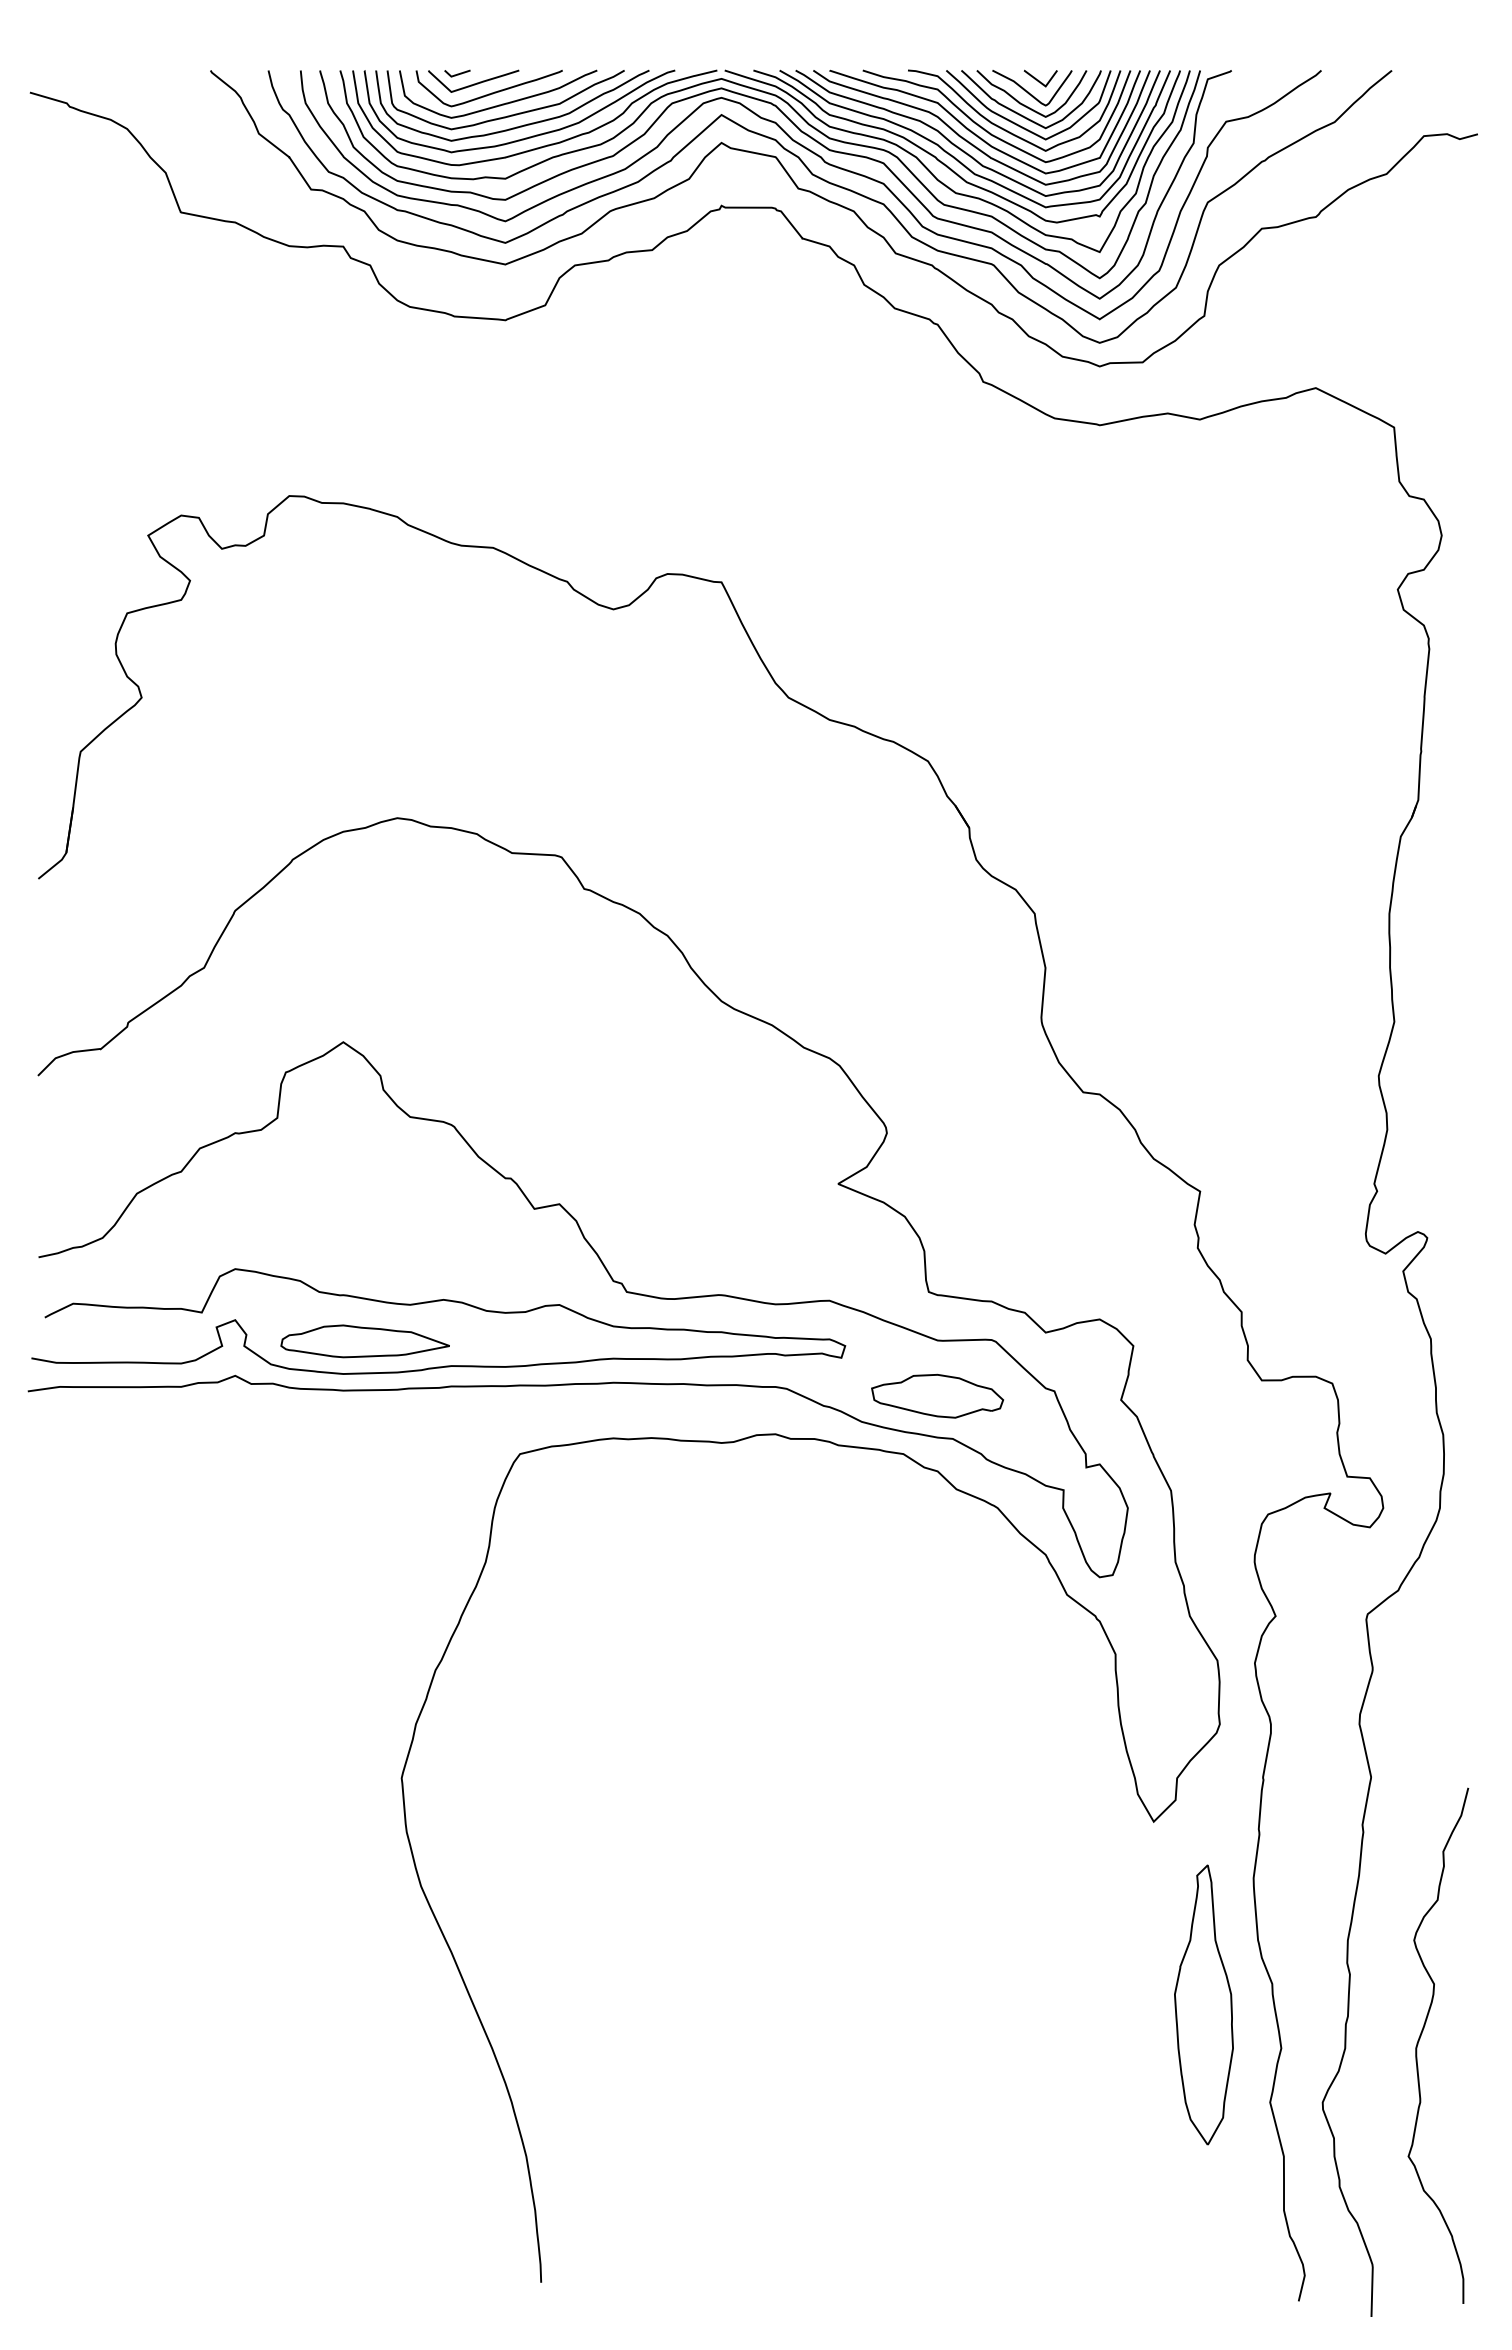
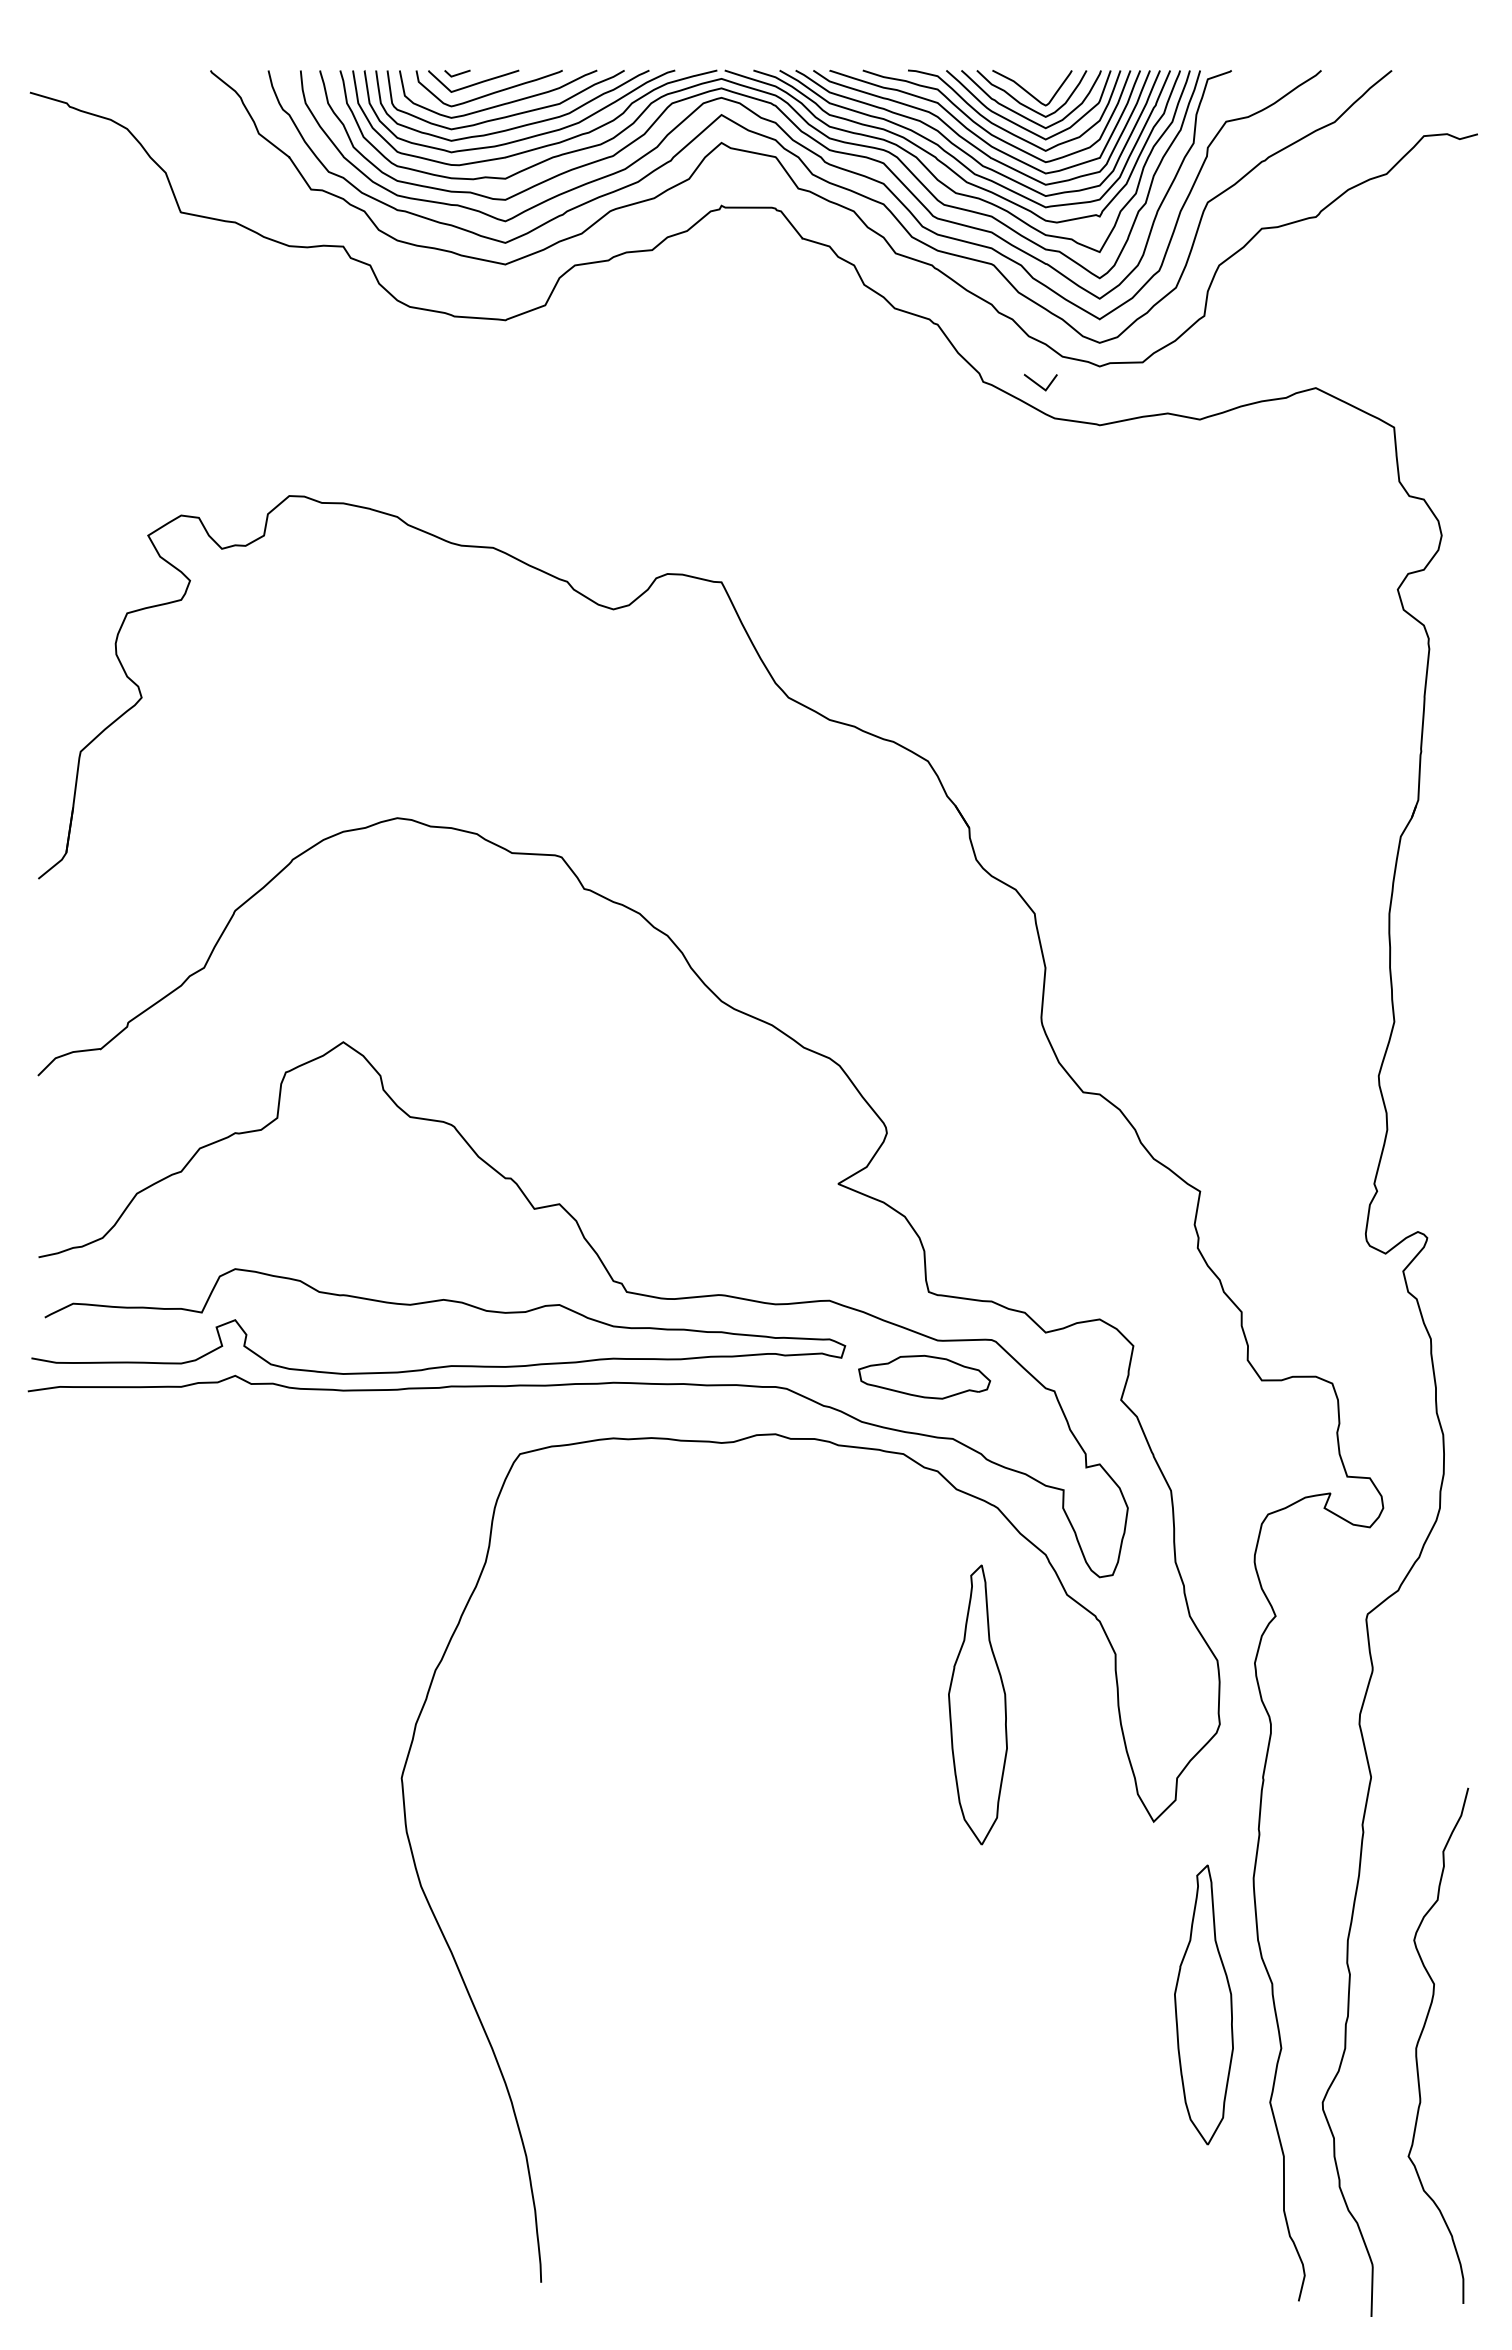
line position: (1038, 79) -> (1038, 383) (1038, 383)
part: present -> none (364, 1341)
part position: (937, 1395) -> (924, 1376) (924, 1376)
part: none -> present (977, 1704)
